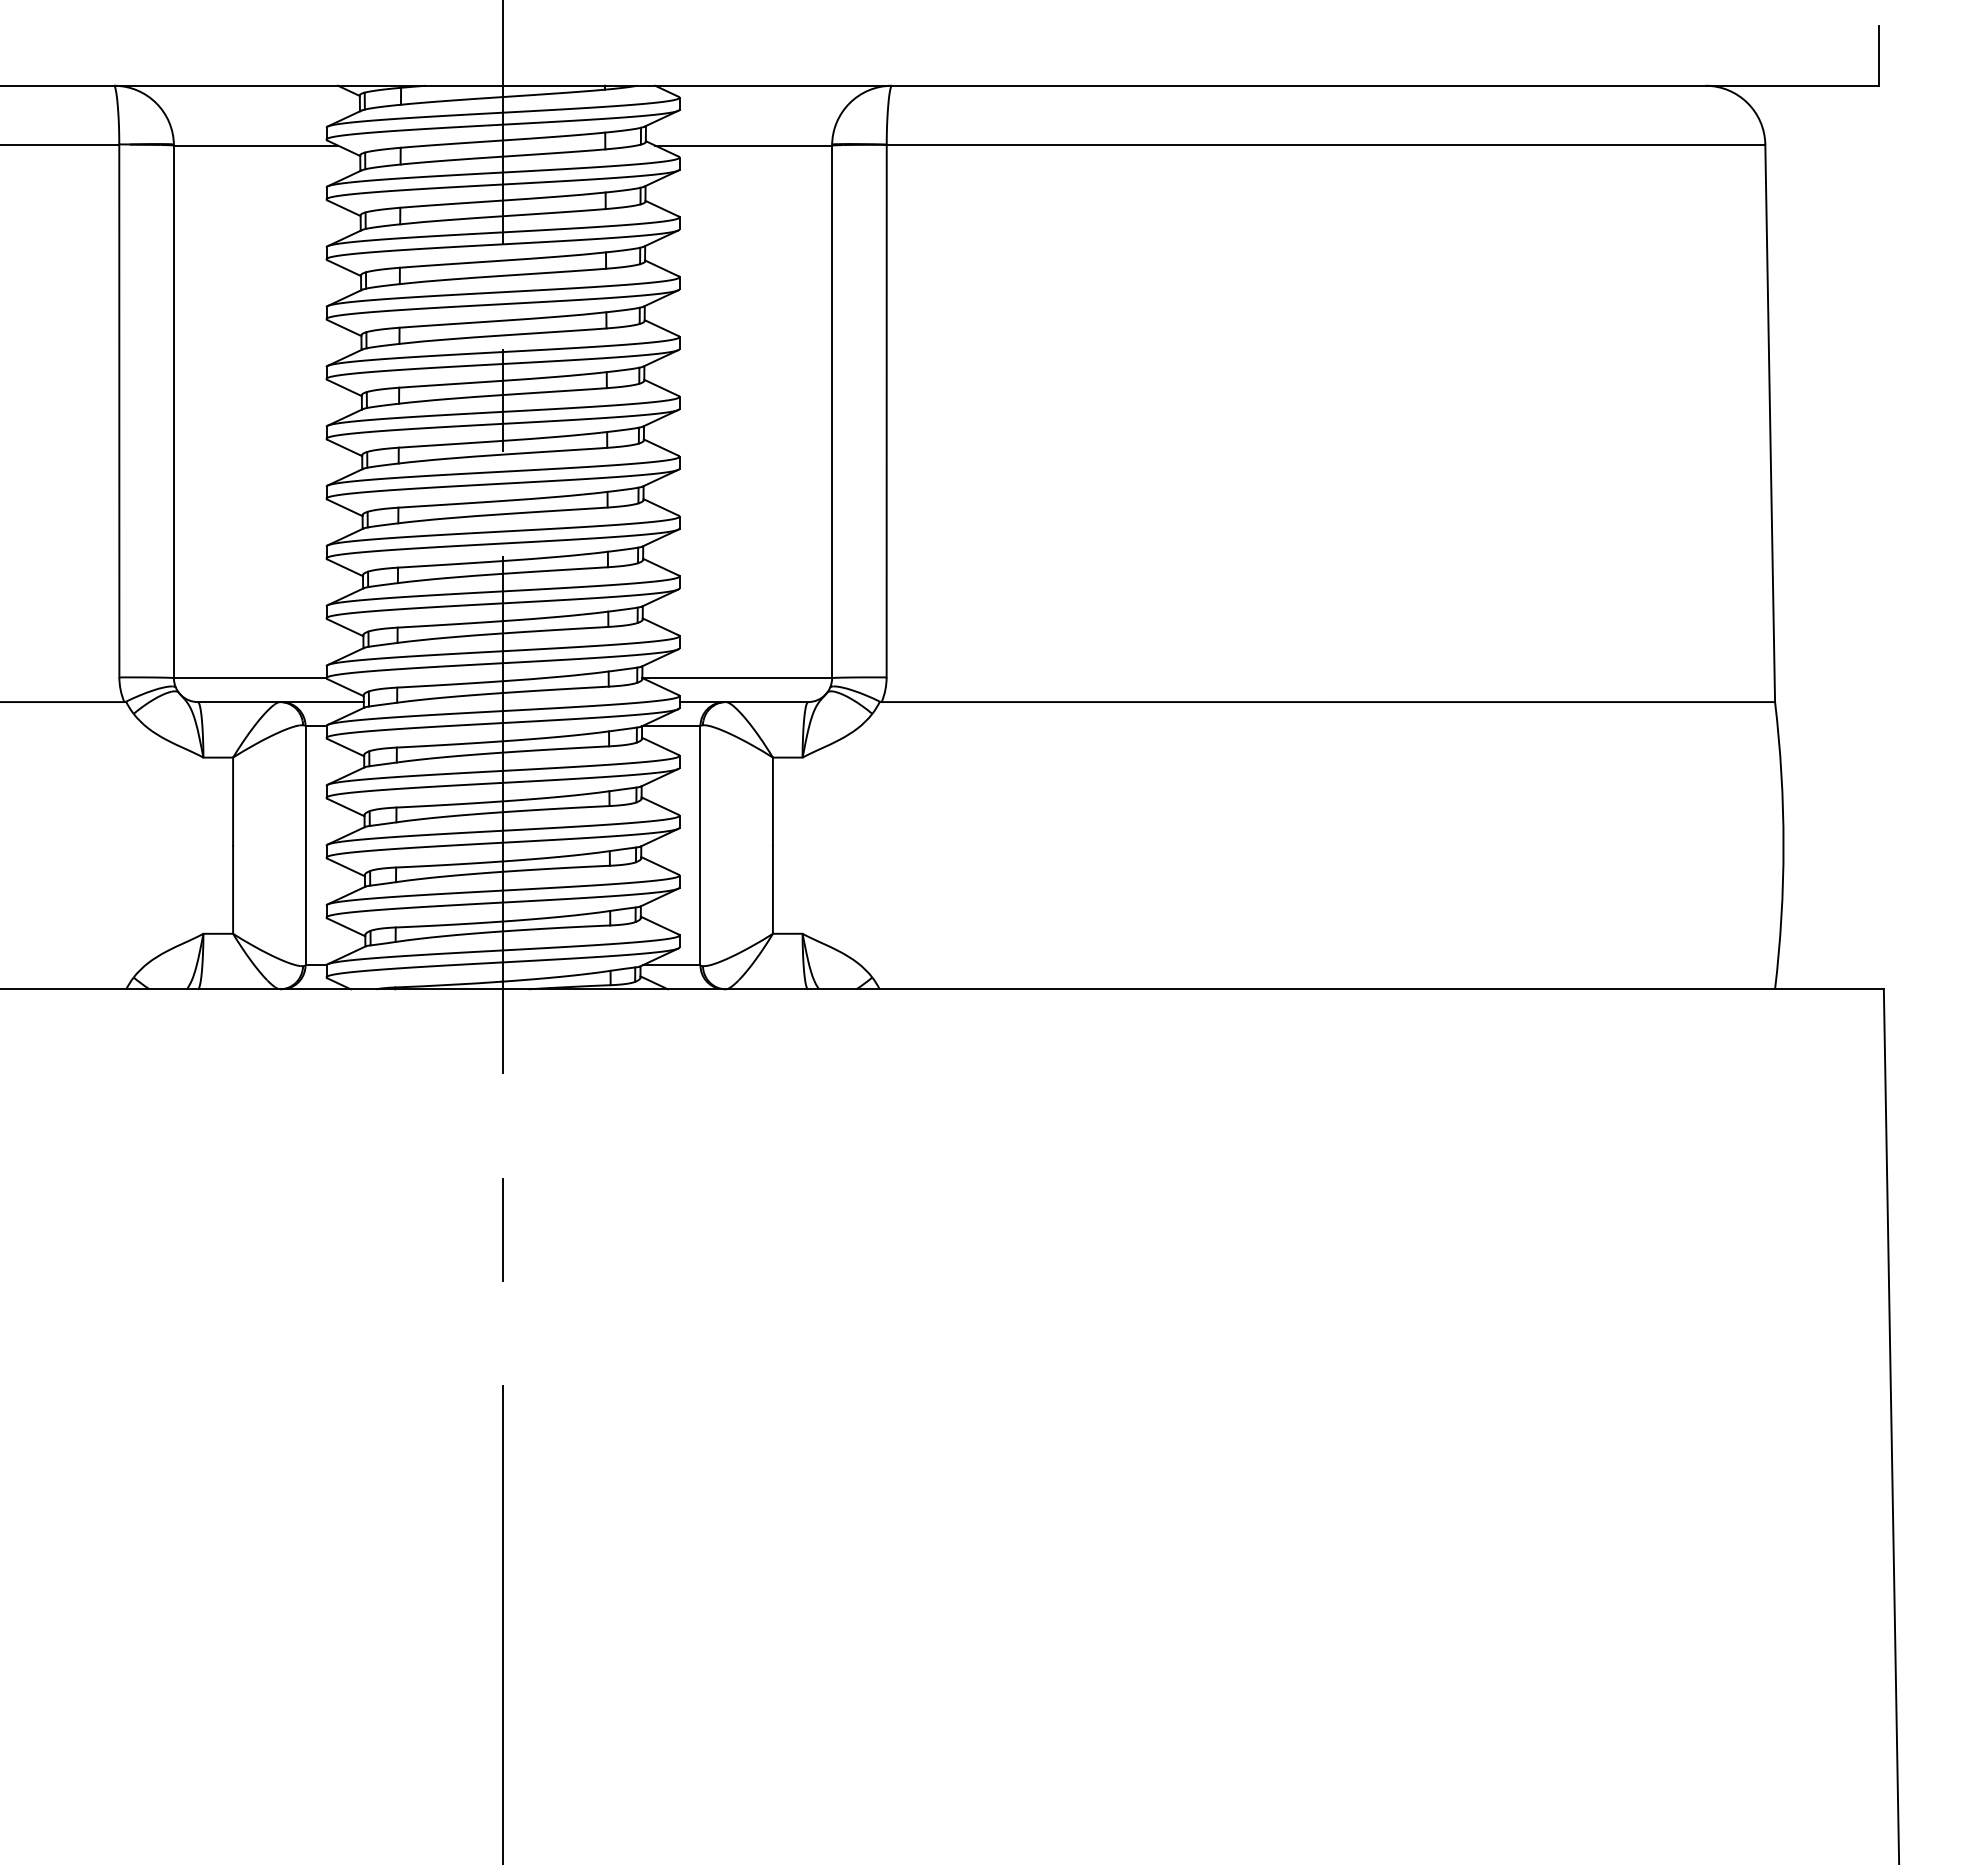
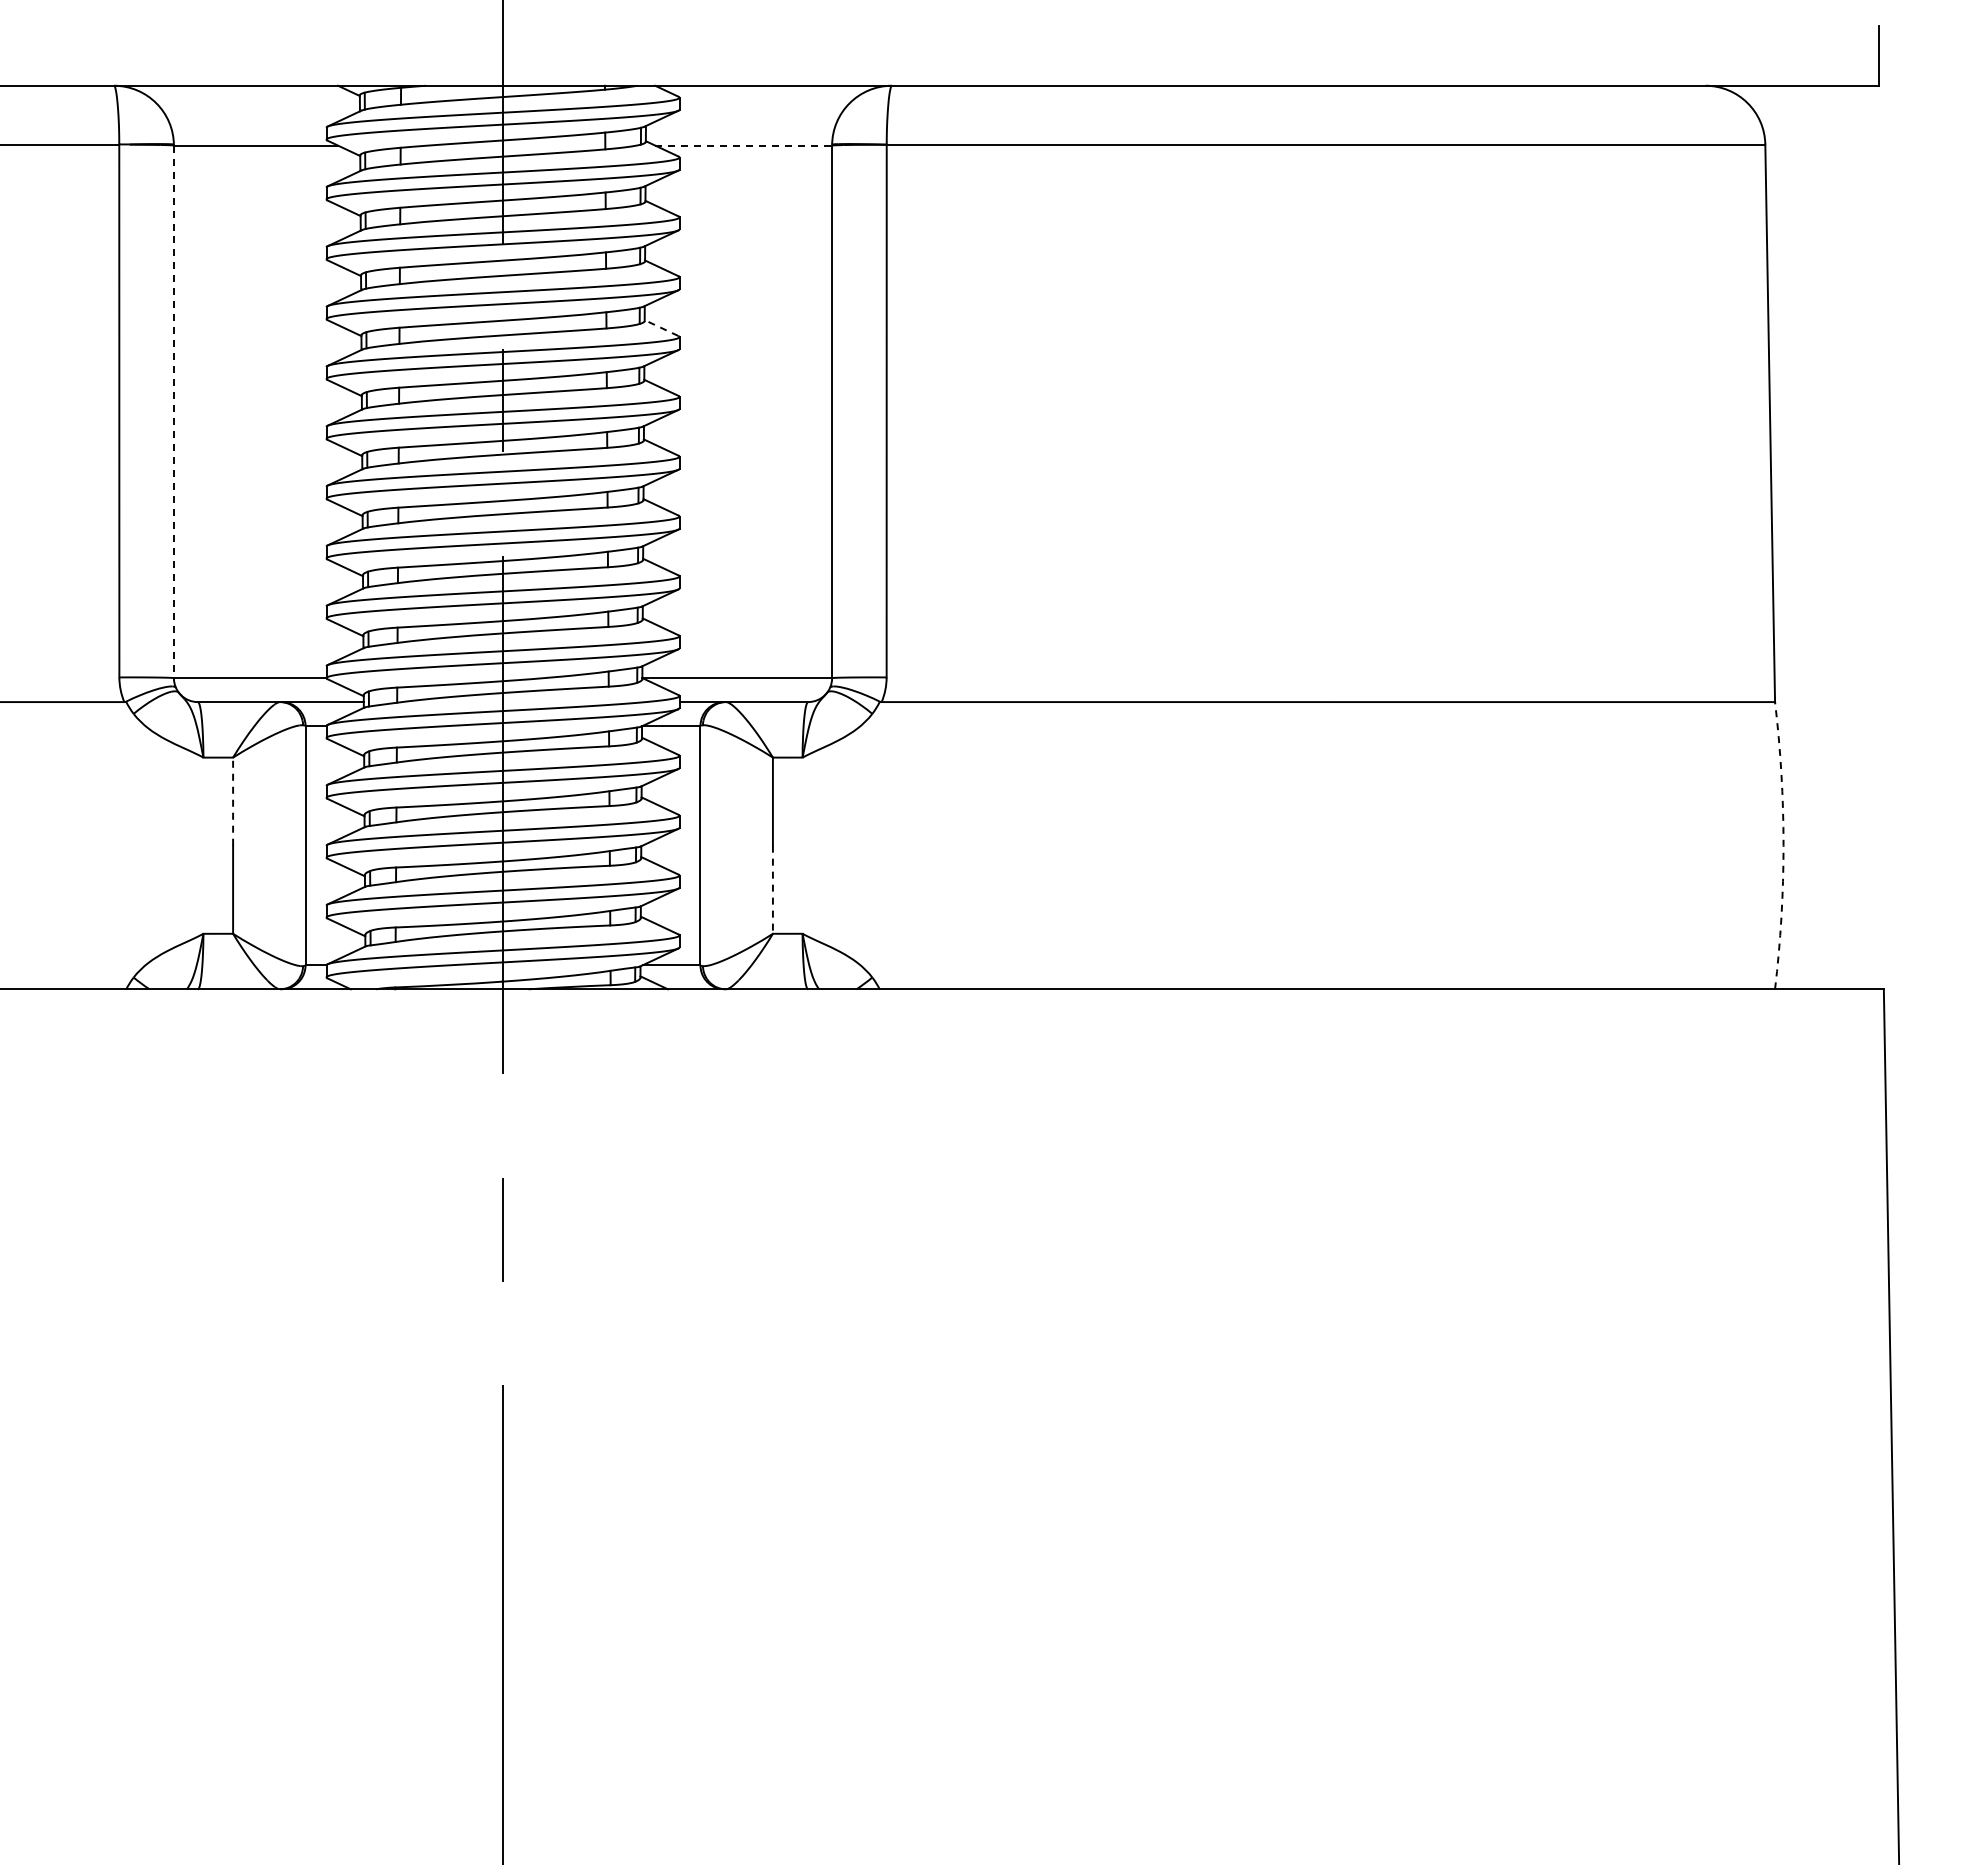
line: solid -> dashed (744, 145)
line: solid -> dashed (661, 328)
line: solid -> dashed (173, 412)
line: solid -> dashed (233, 801)
arc: solid -> dashed (1783, 845)
line: solid -> dashed (772, 890)
